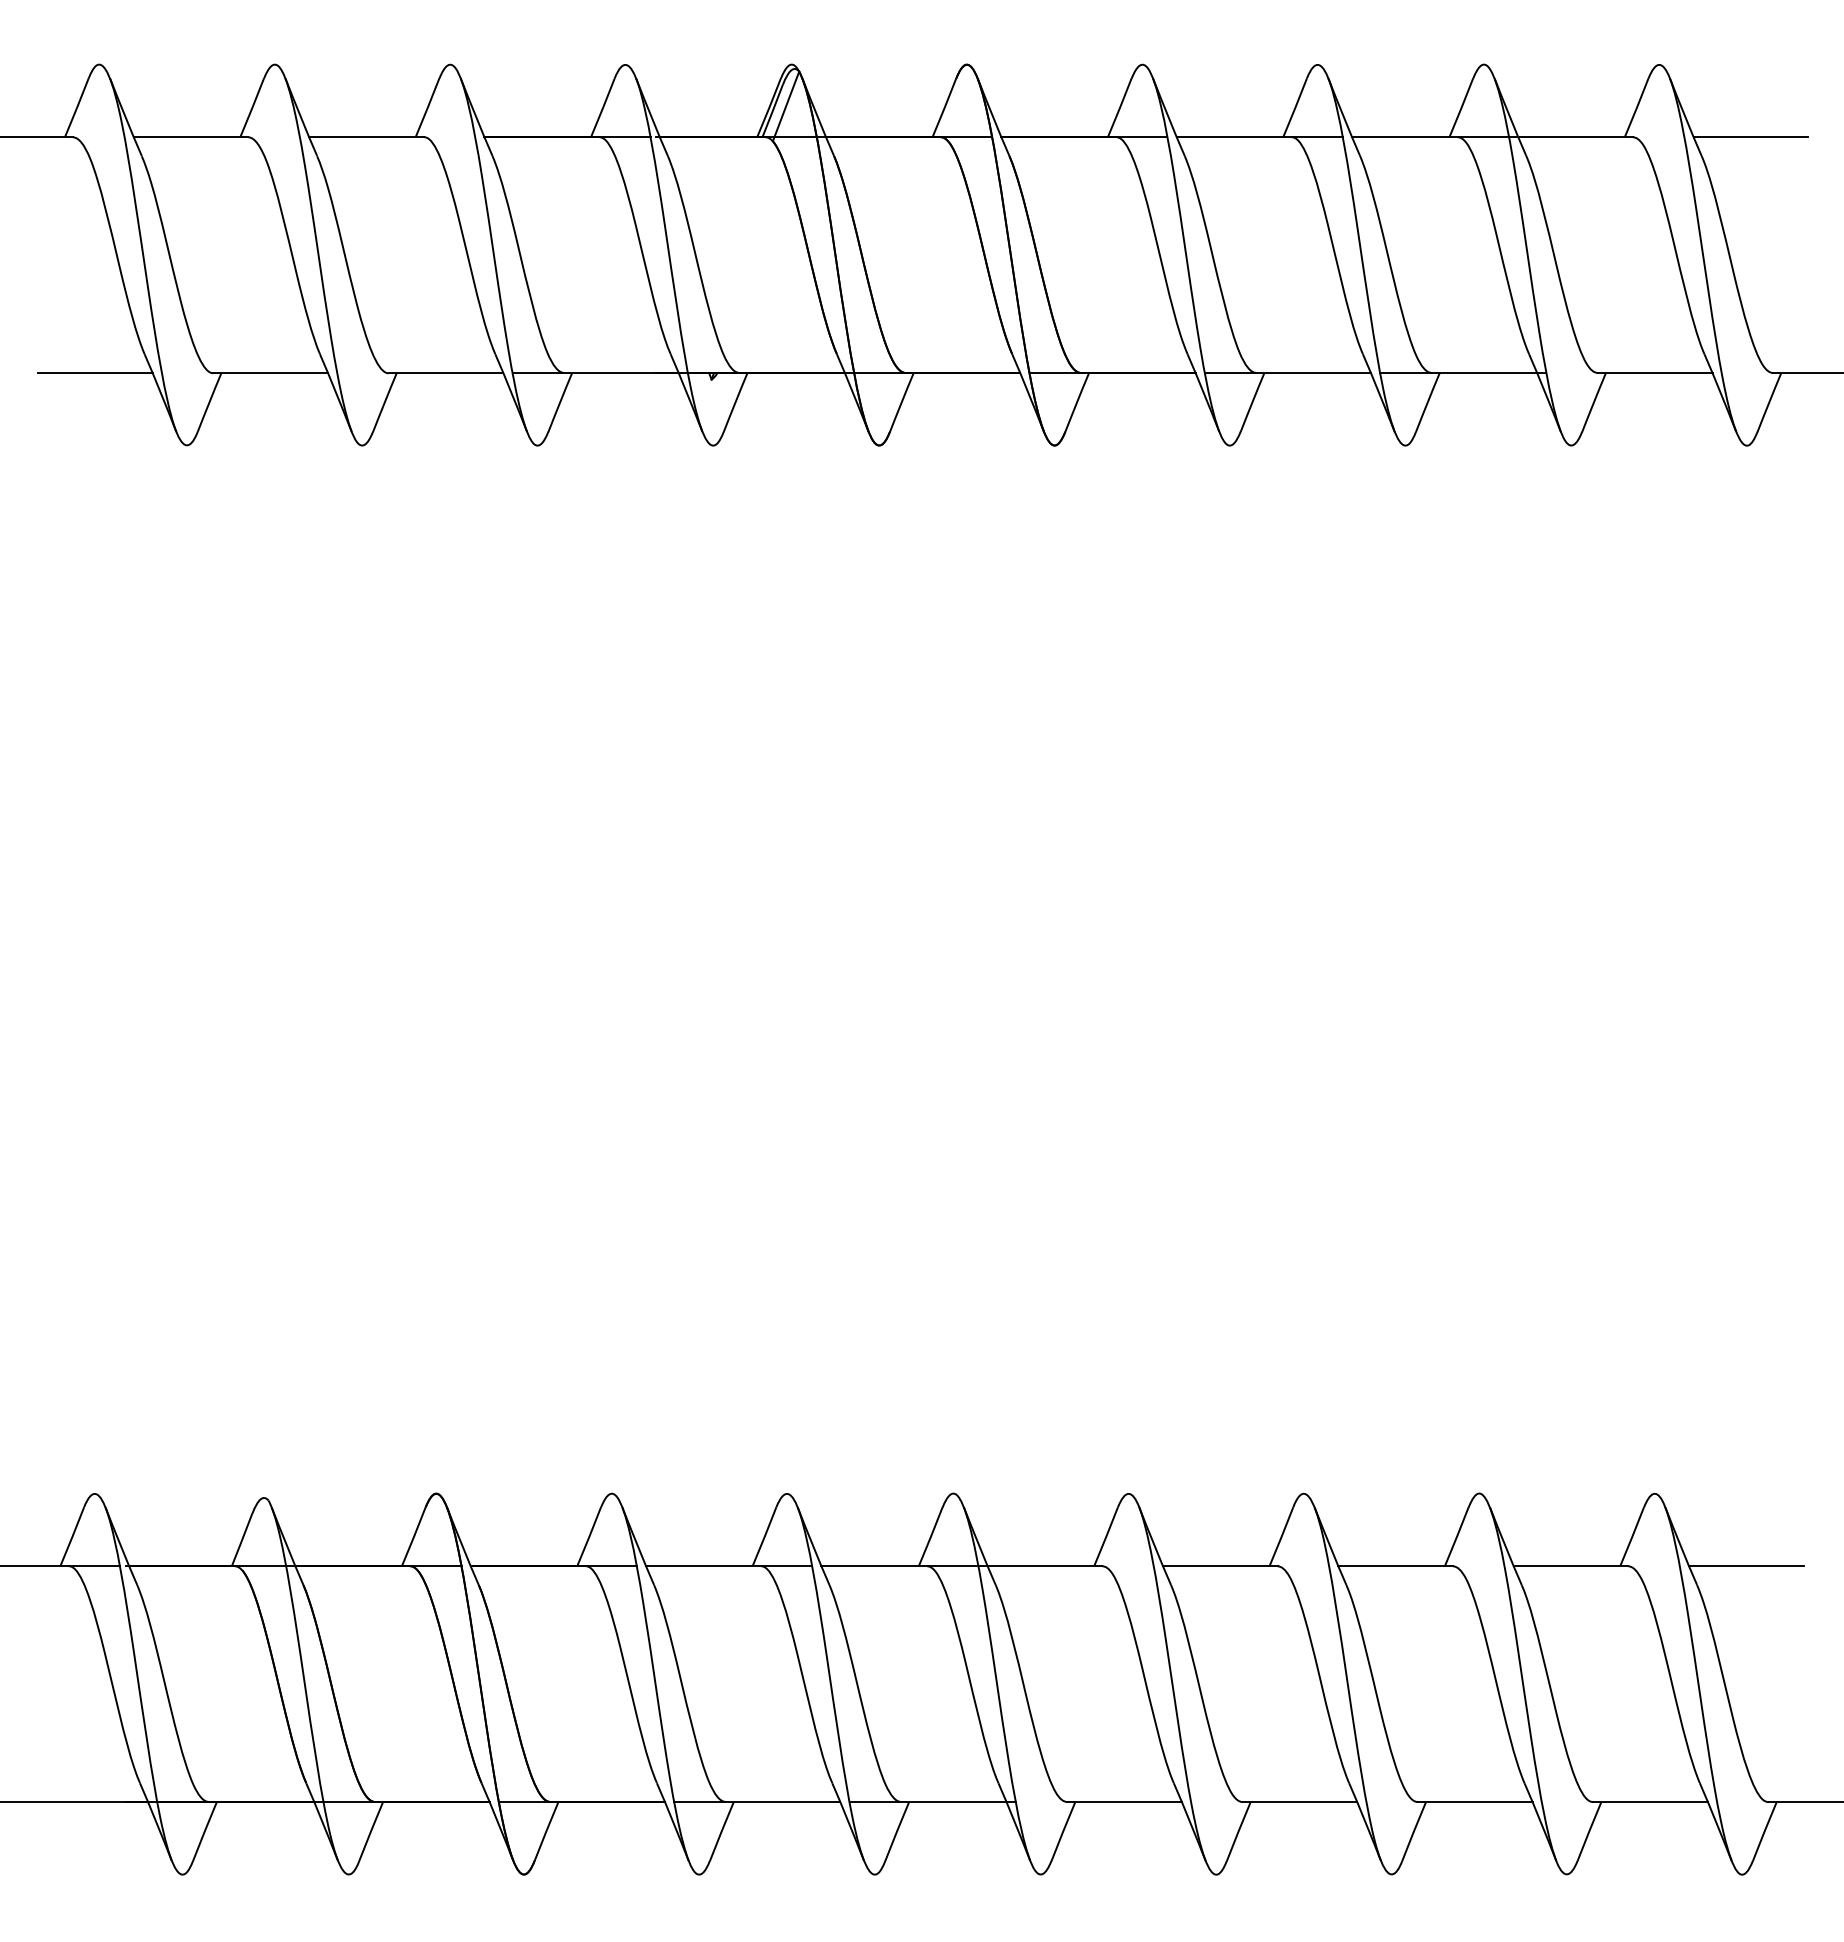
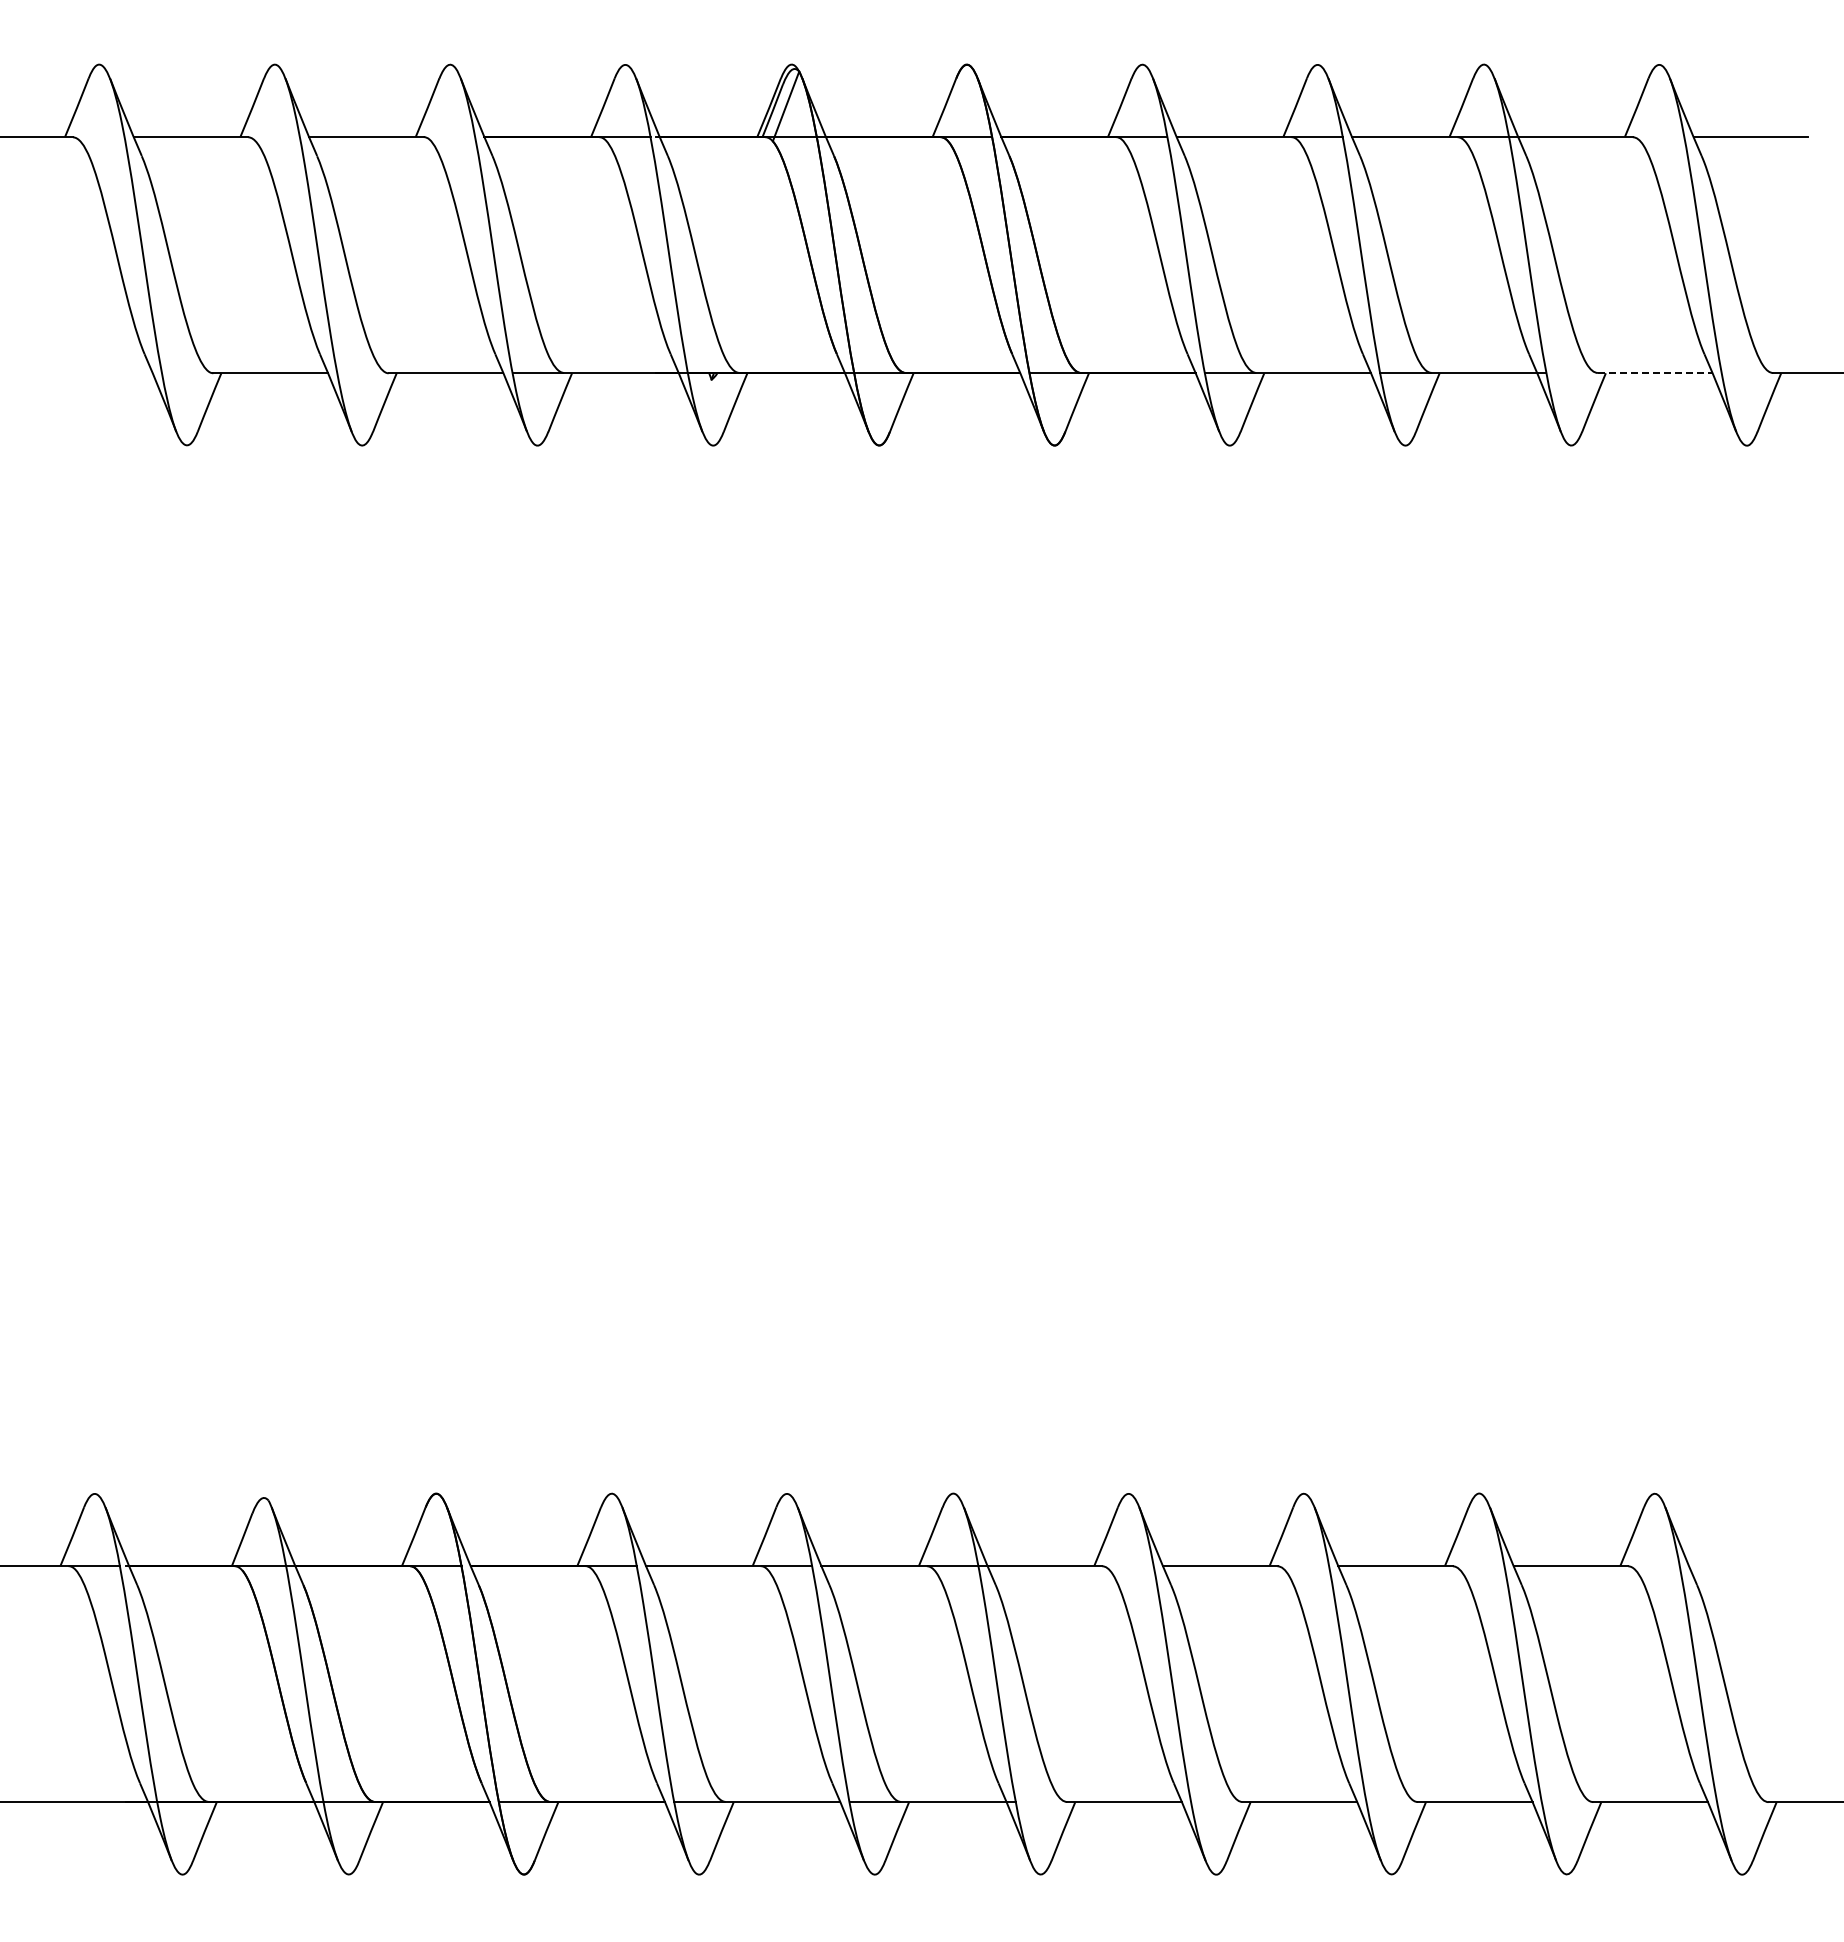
line: present -> none (95, 373)
line: solid -> dashed (1655, 373)
line: present -> none (1745, 1565)
